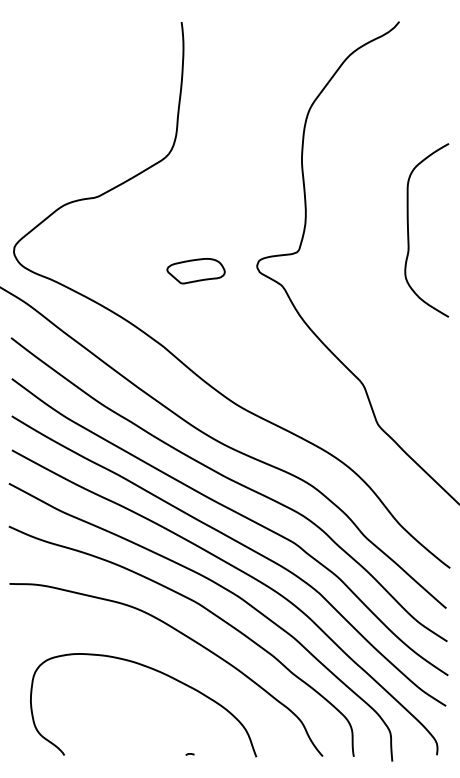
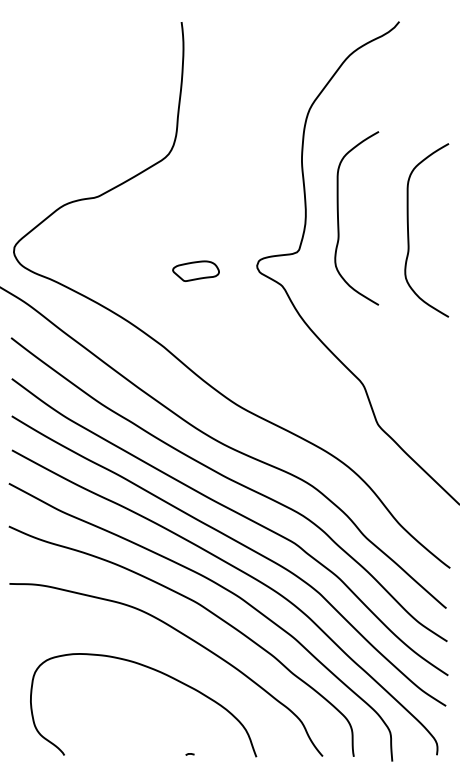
curve: none -> present (339, 222)
part size: 60x27 px -> 48x22 px (195, 270)
